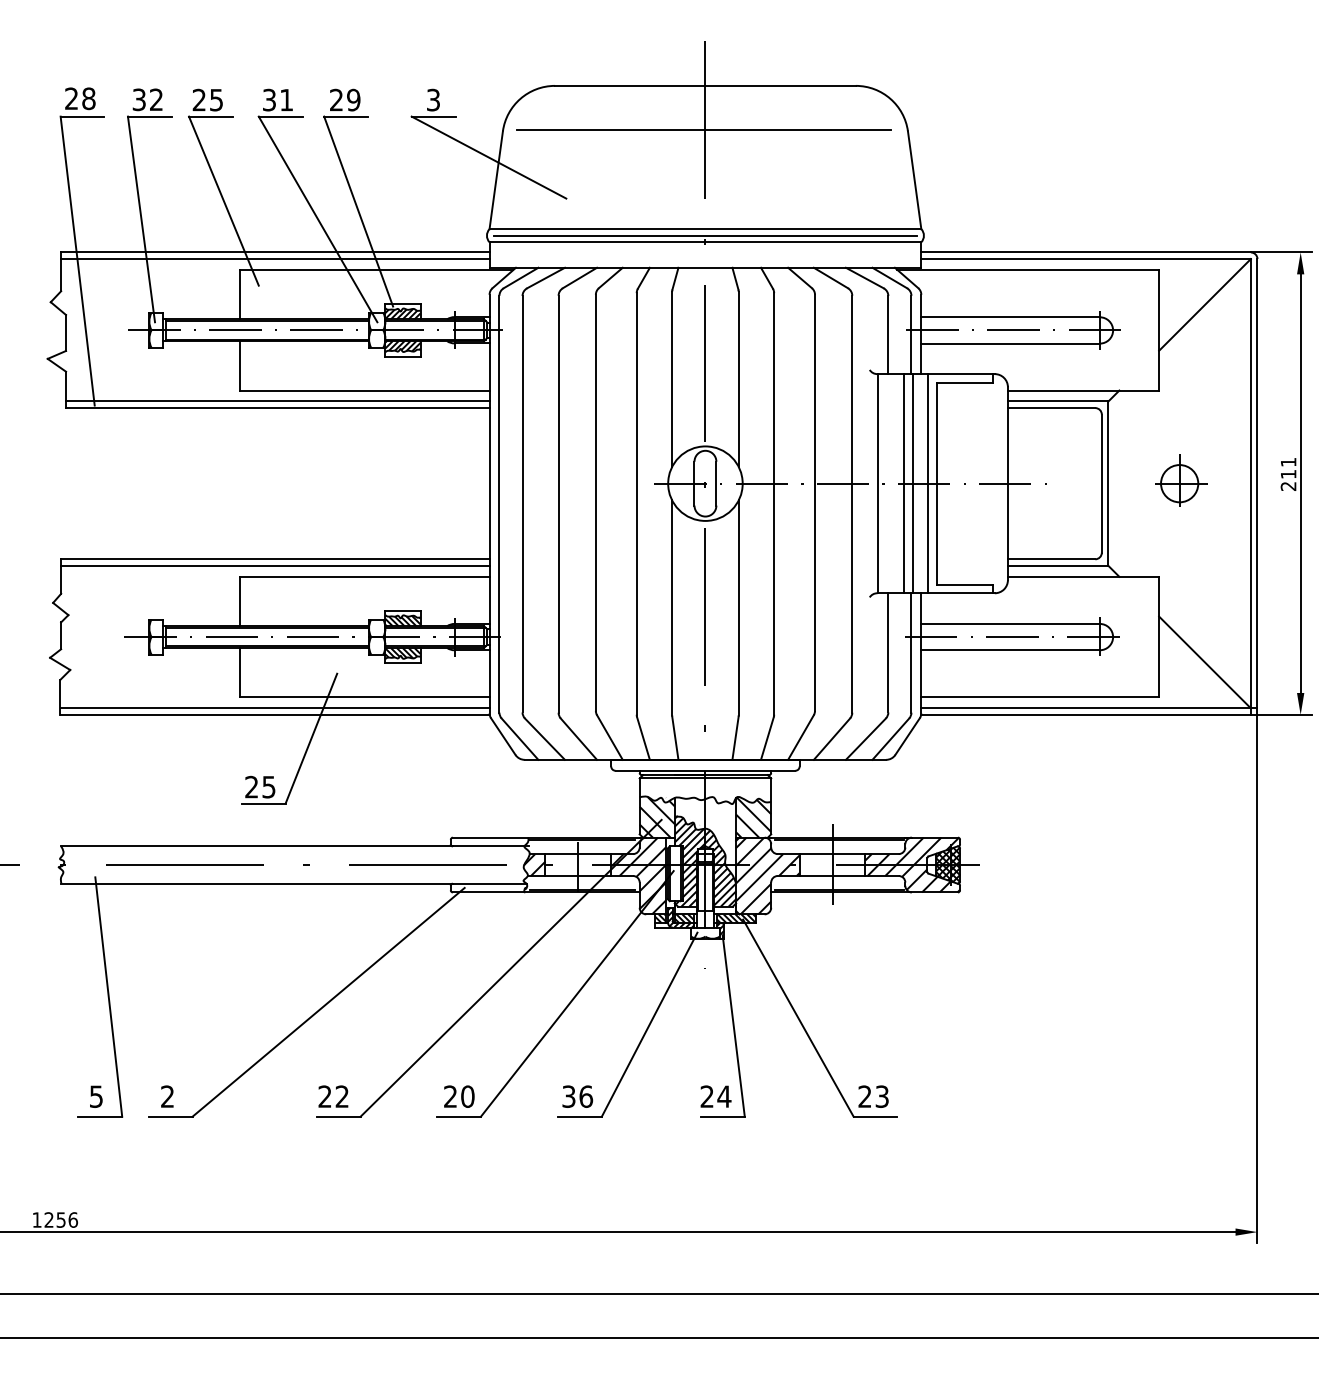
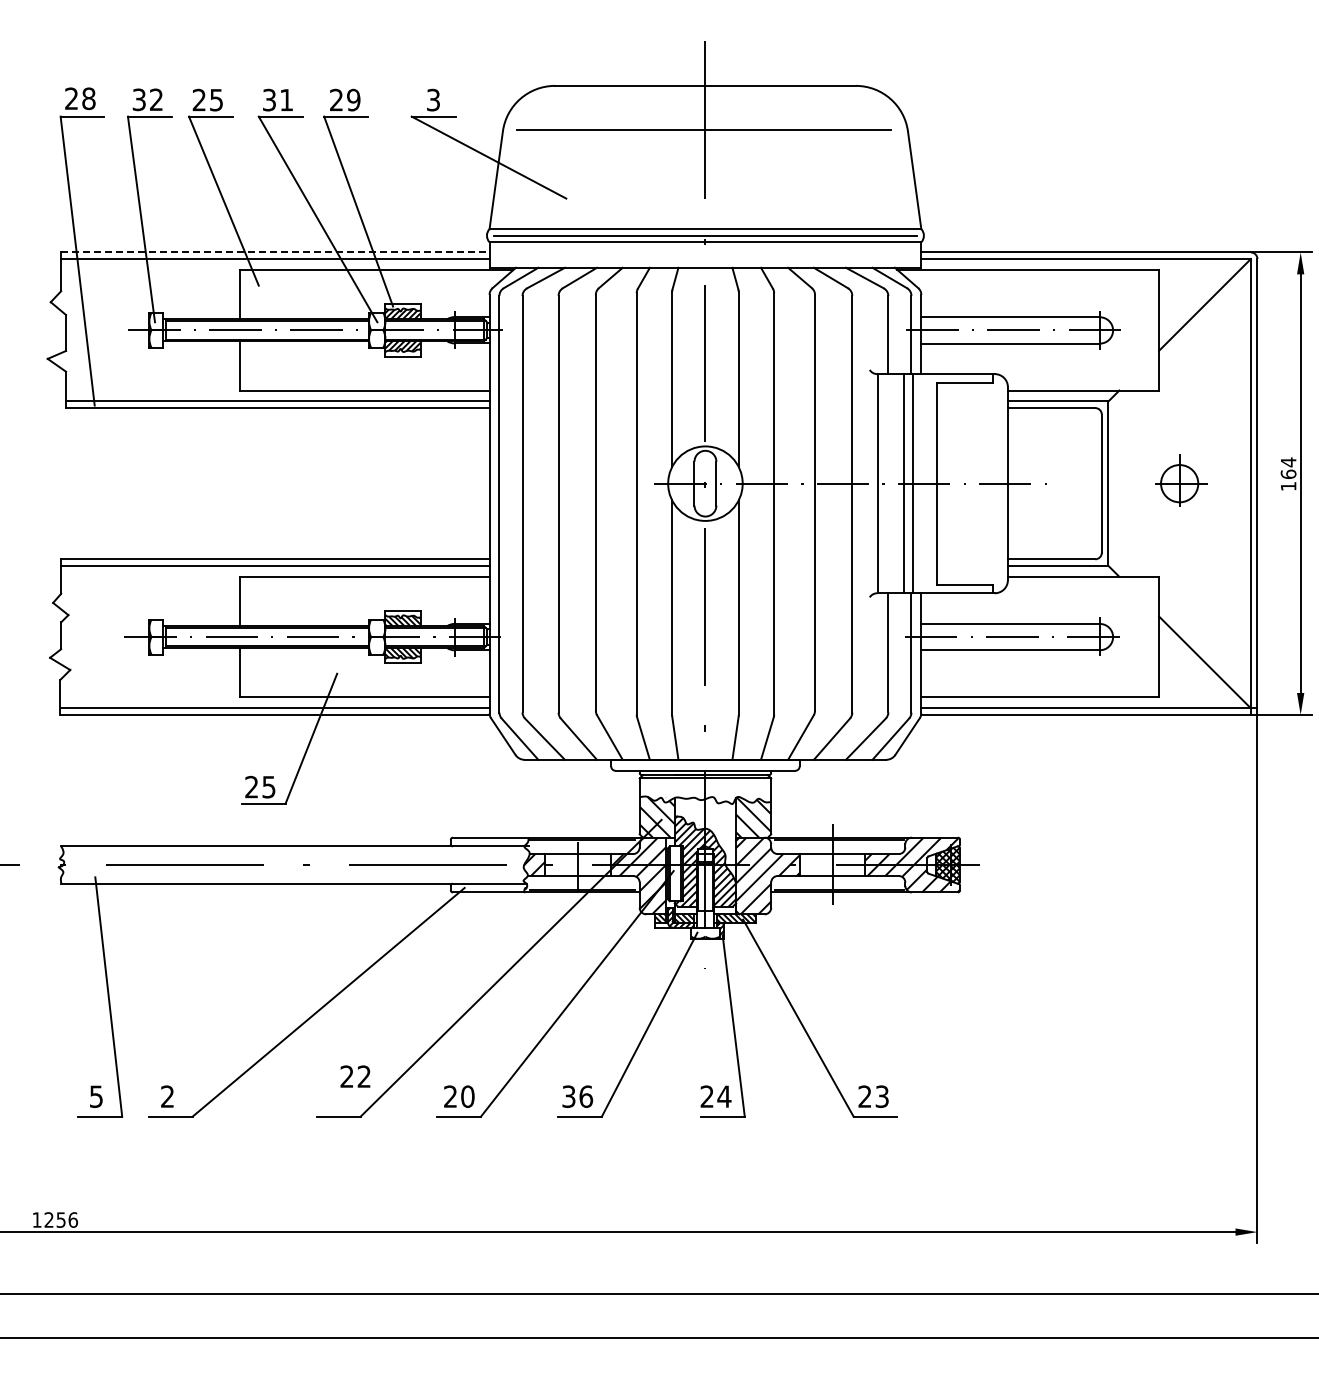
line: solid -> dashed (275, 252)
text: 211 -> 164 (1288, 473)
line: present -> none (927, 483)
text position: (333, 1096) -> (355, 1076) (355, 1076)
